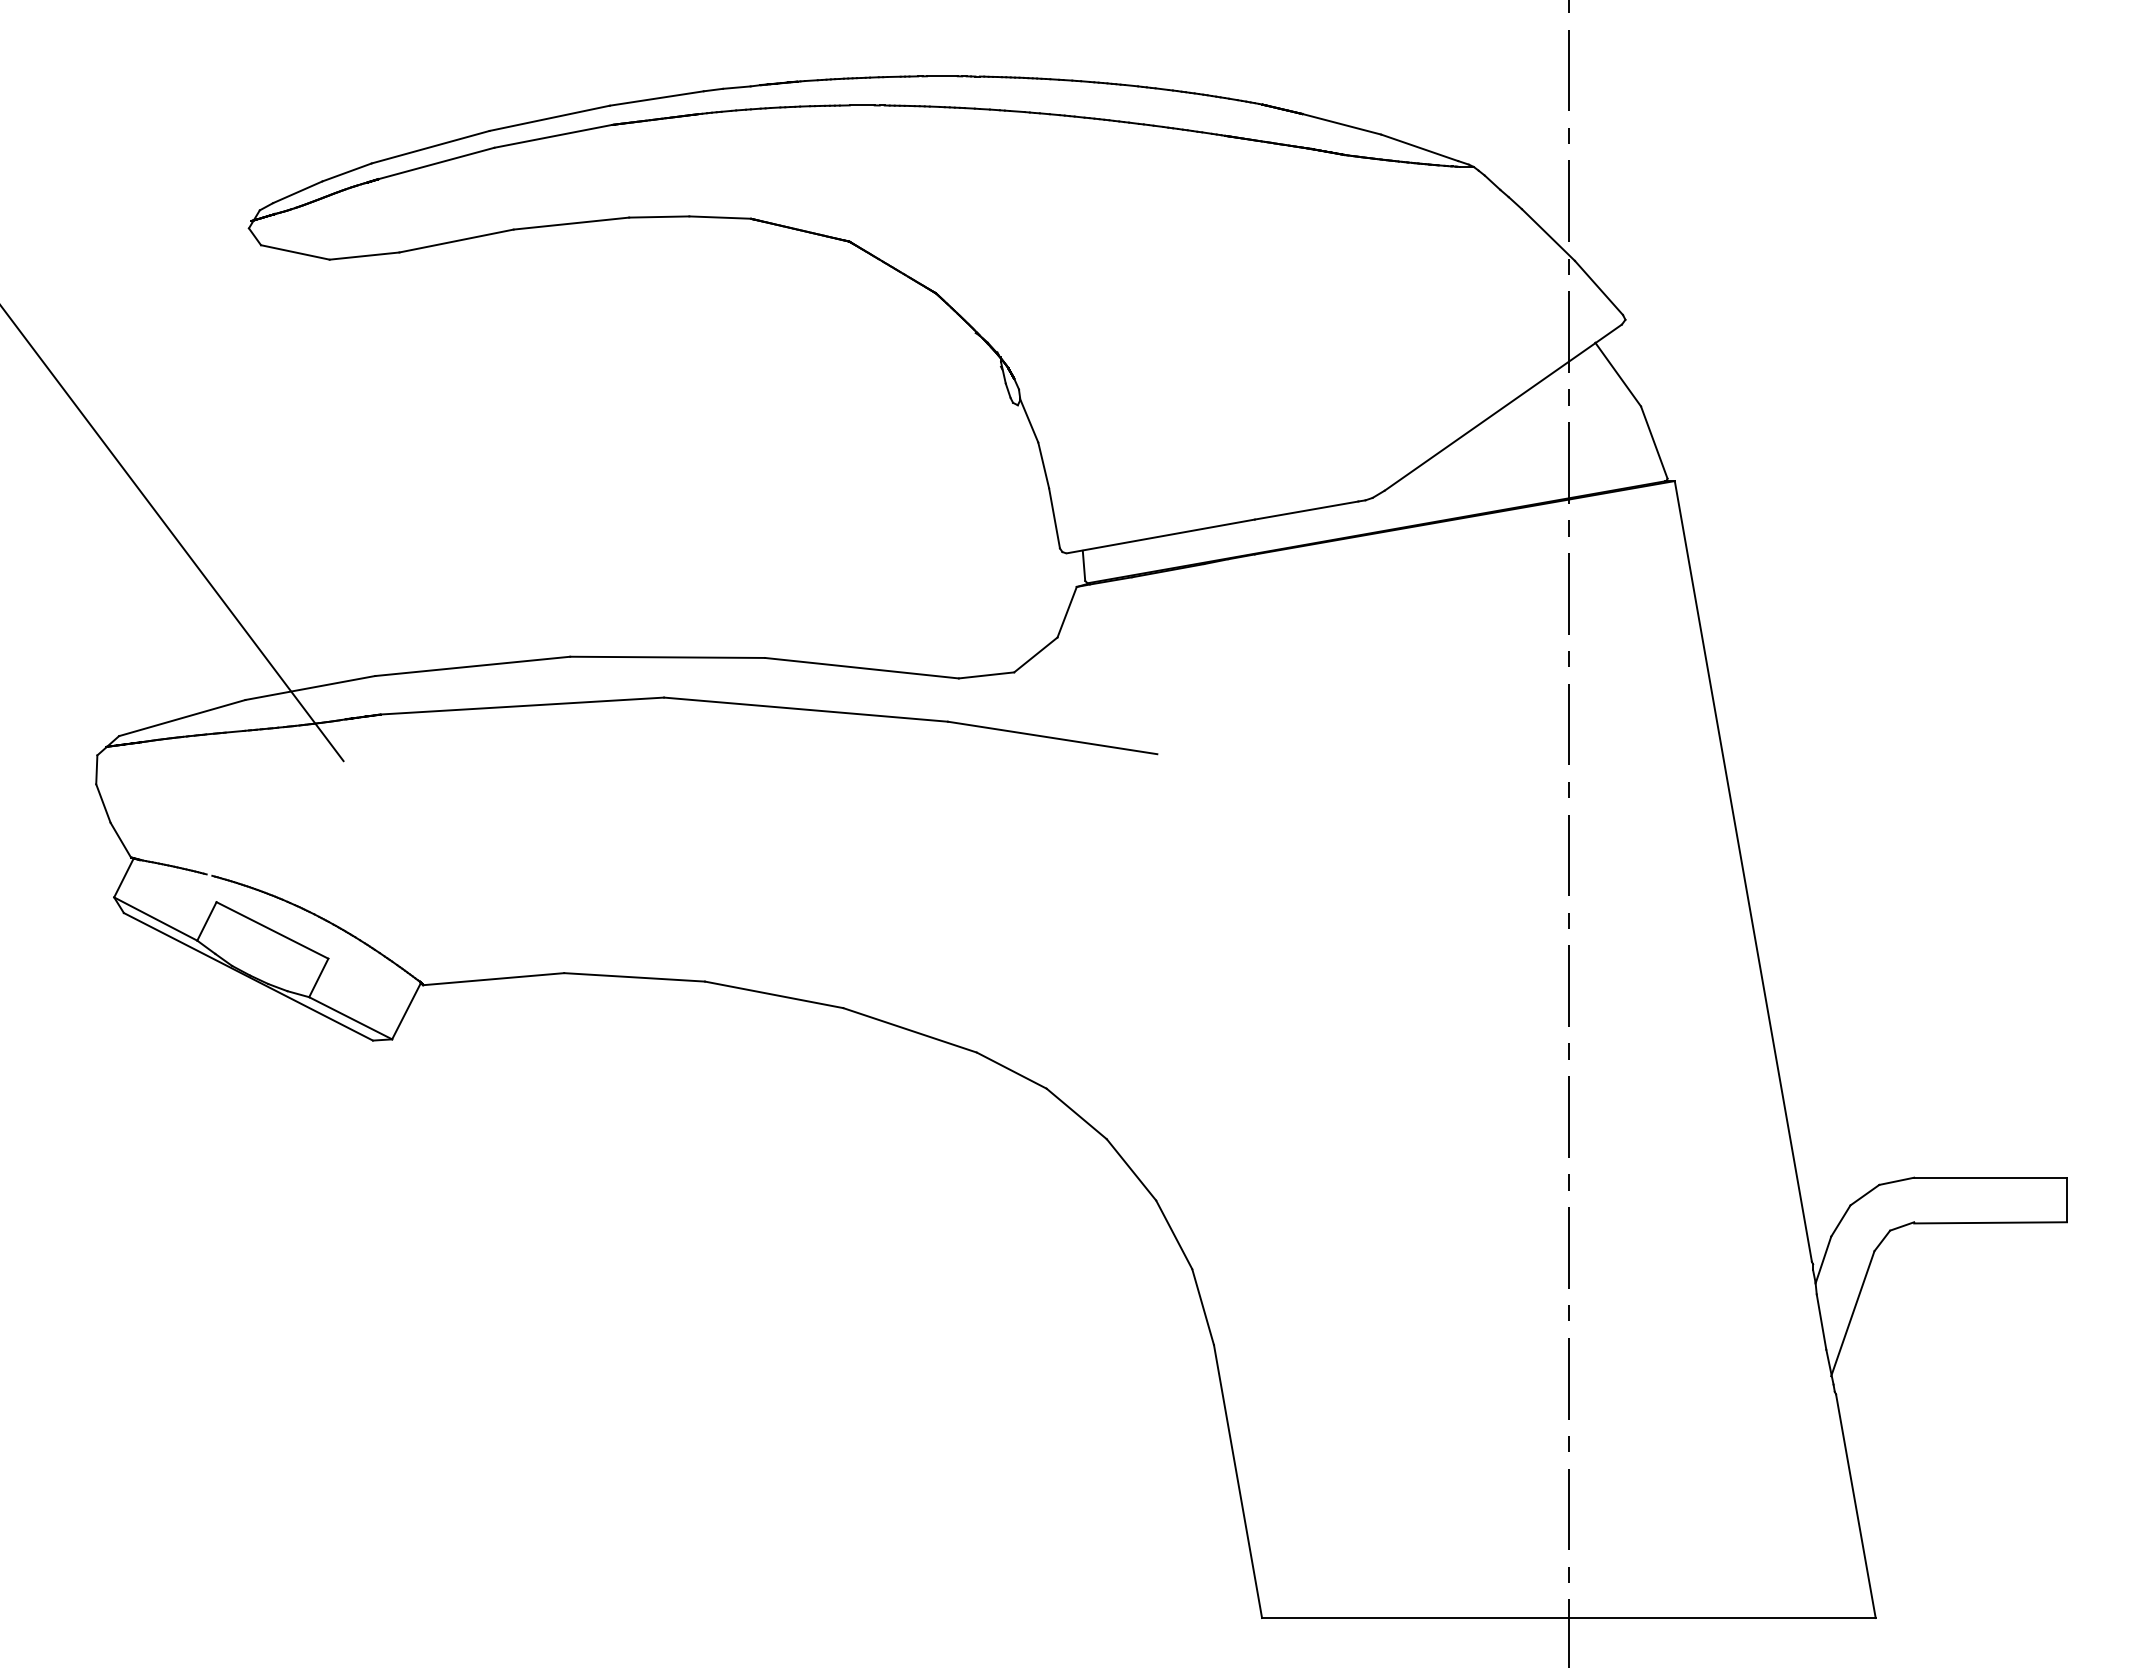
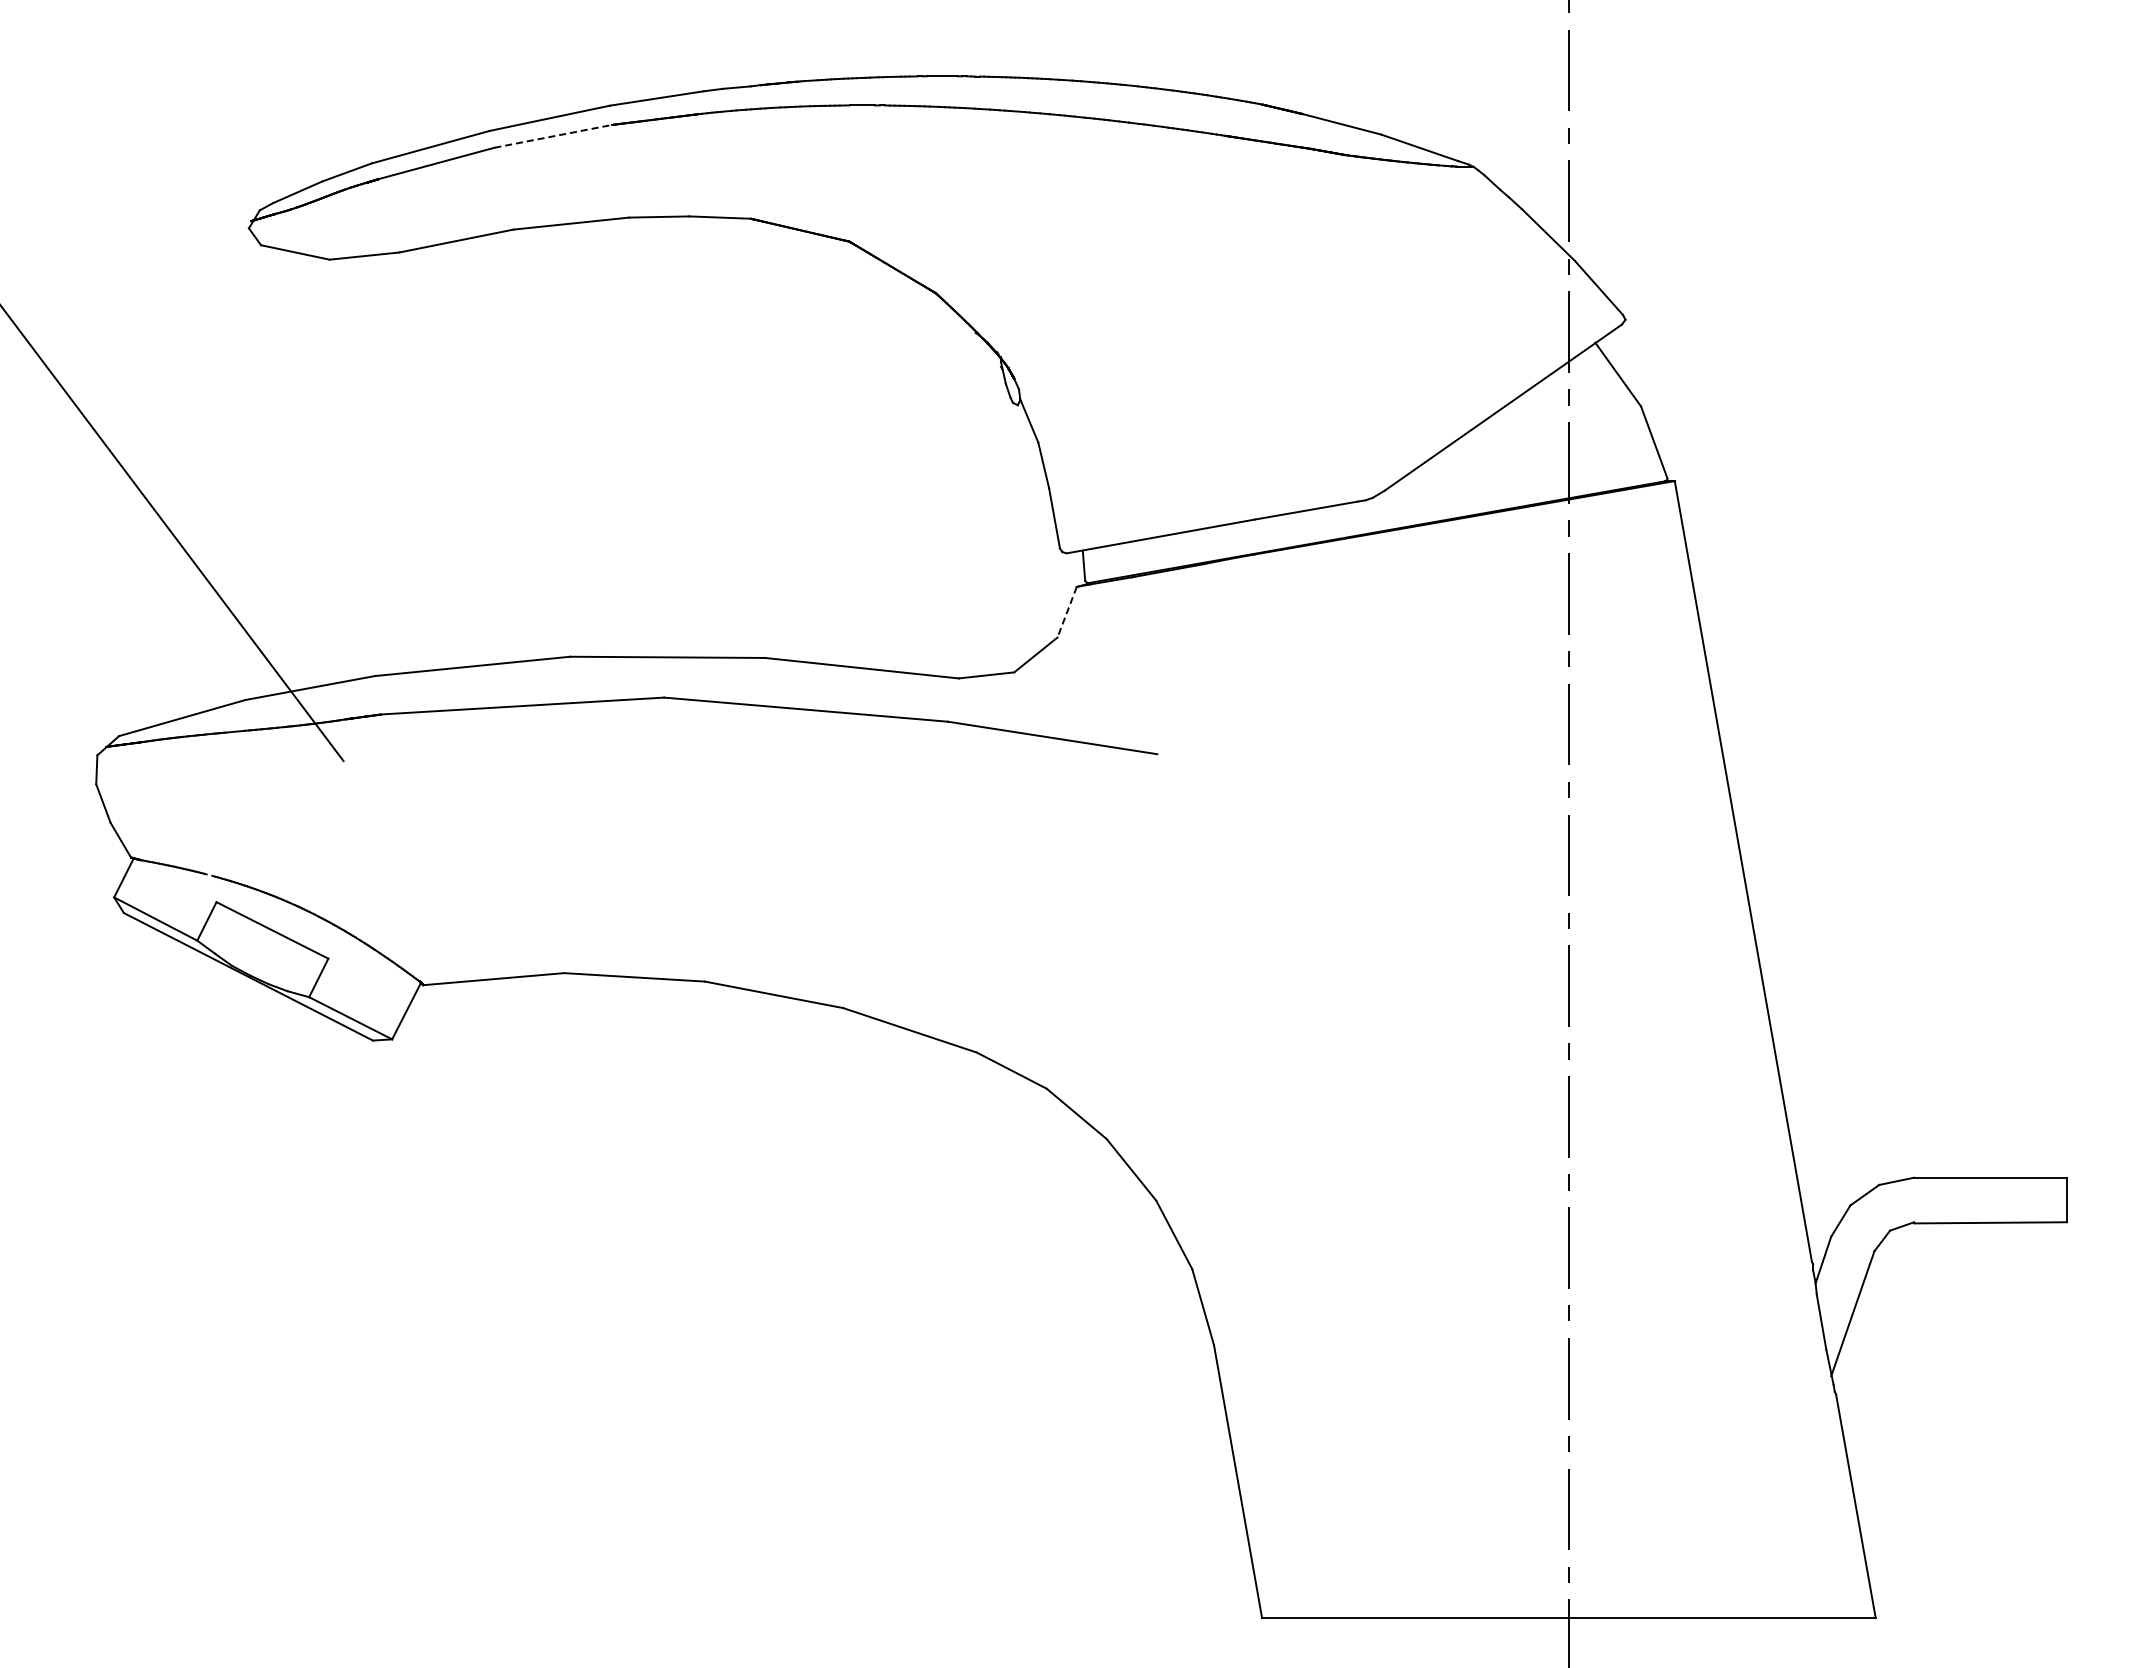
line: solid -> dashed (553, 136)
line: solid -> dashed (1066, 612)
